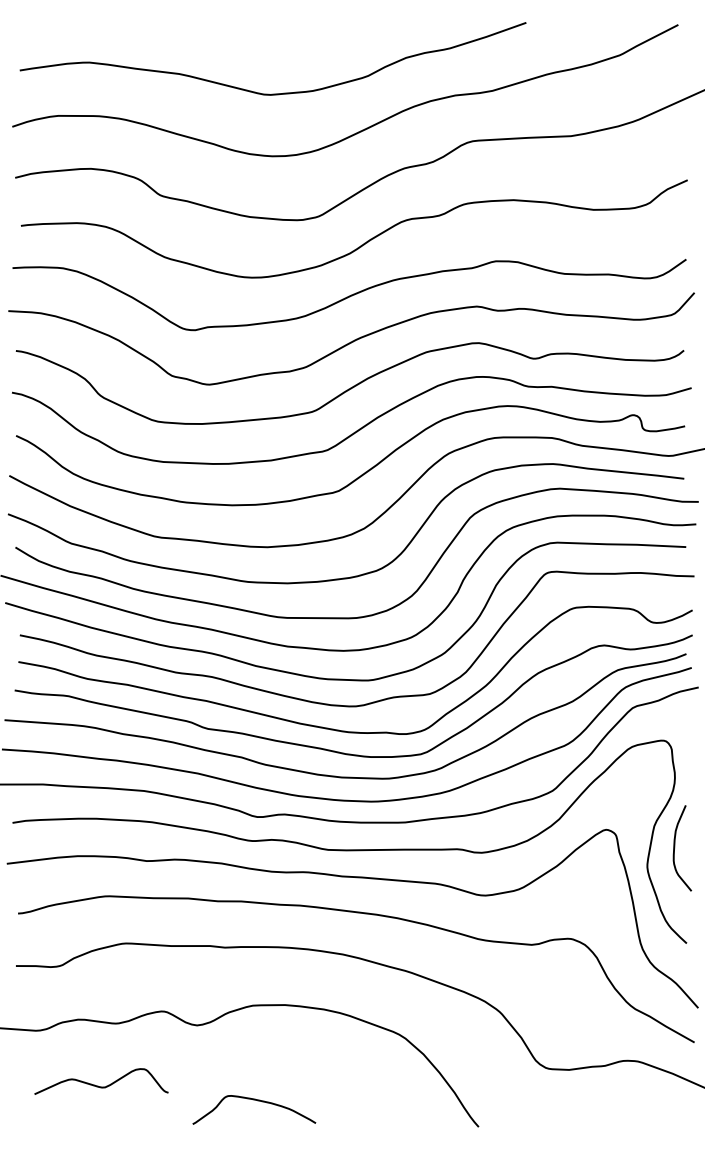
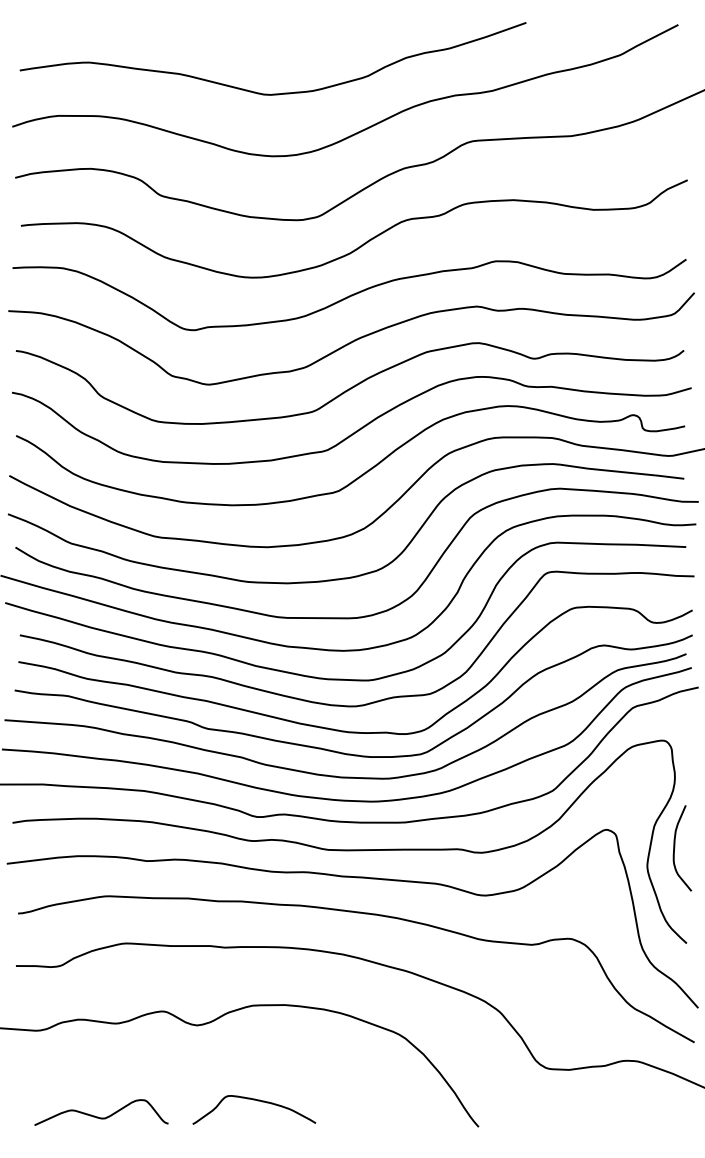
curve position: (98, 1085) -> (98, 1116) (98, 1116)
